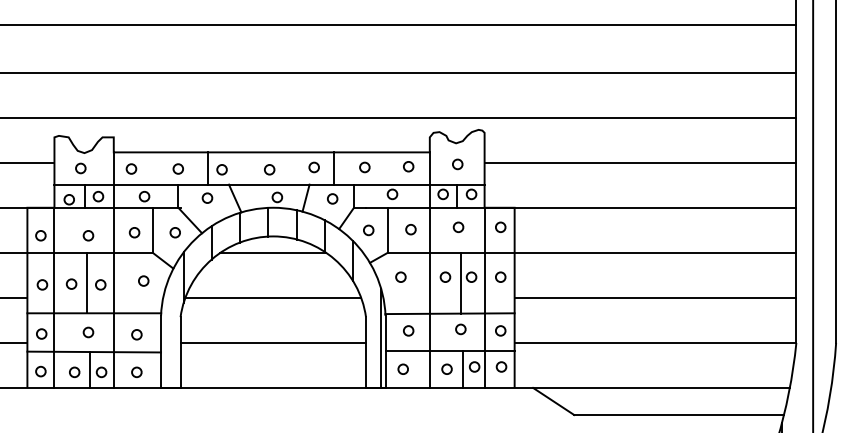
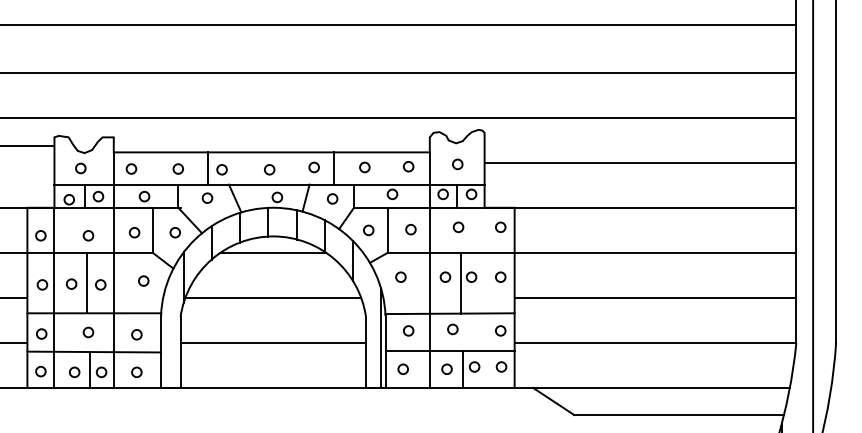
line position: (28, 162) -> (28, 145) (28, 145)
line: present -> none (484, 297)
circle position: (460, 329) -> (452, 329) (452, 329)
